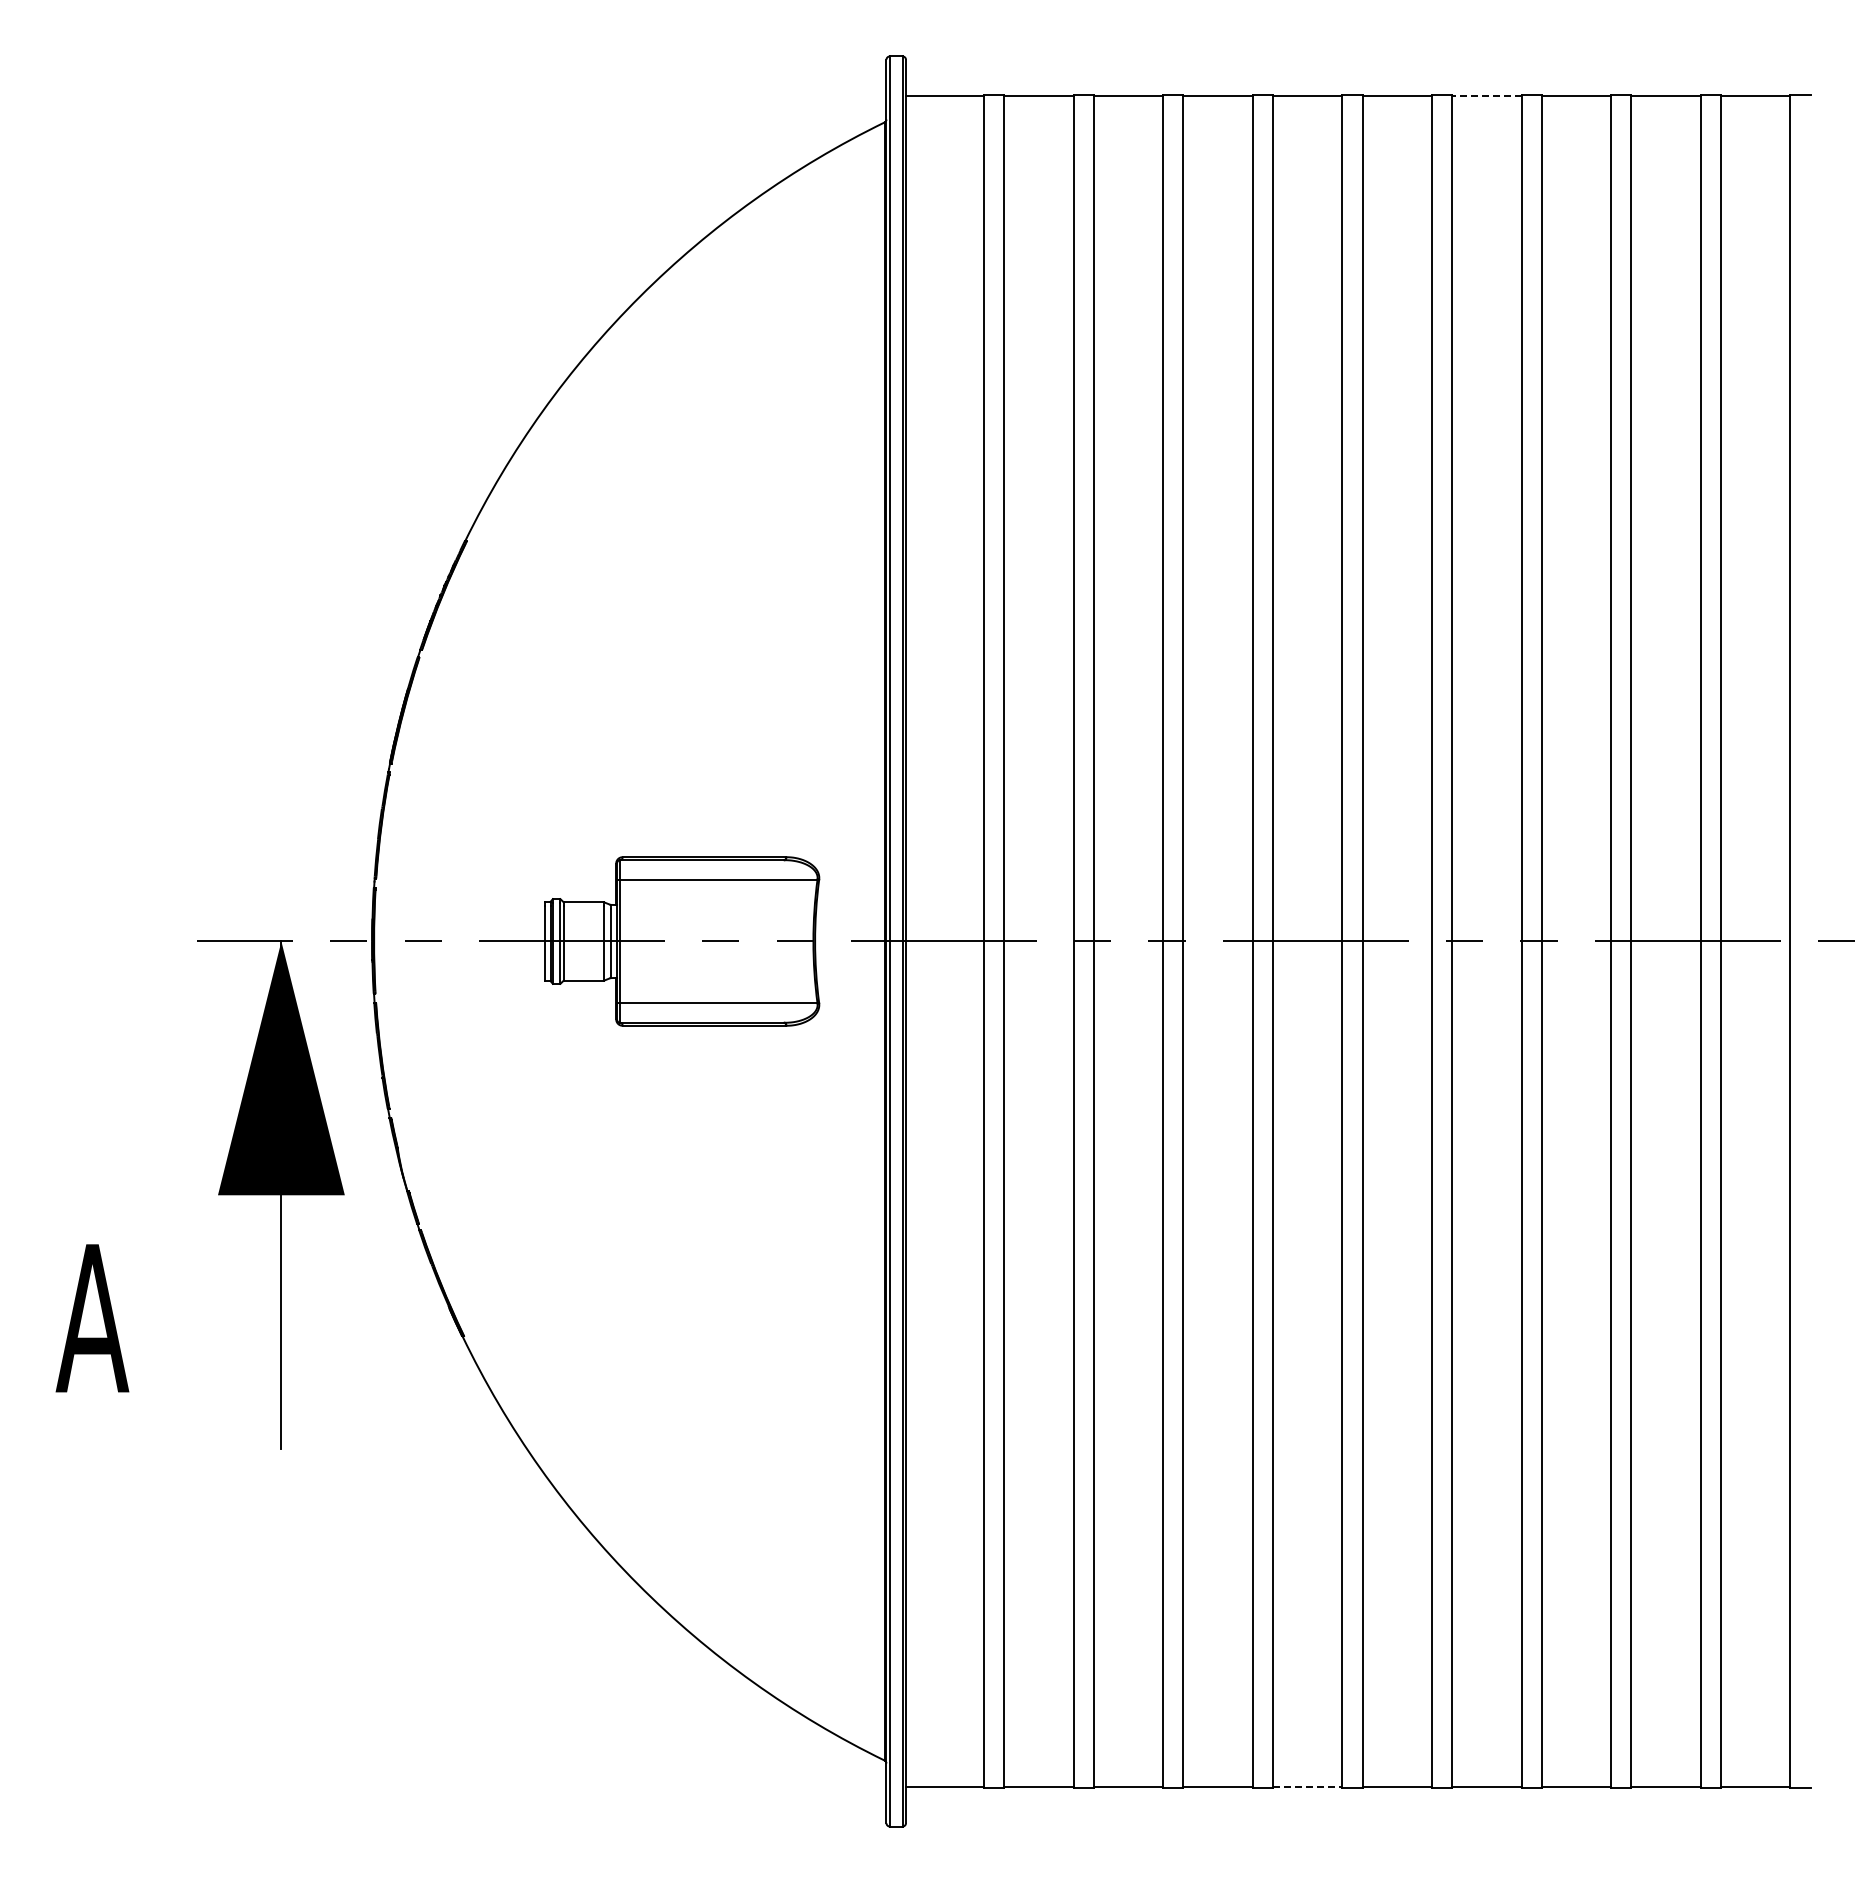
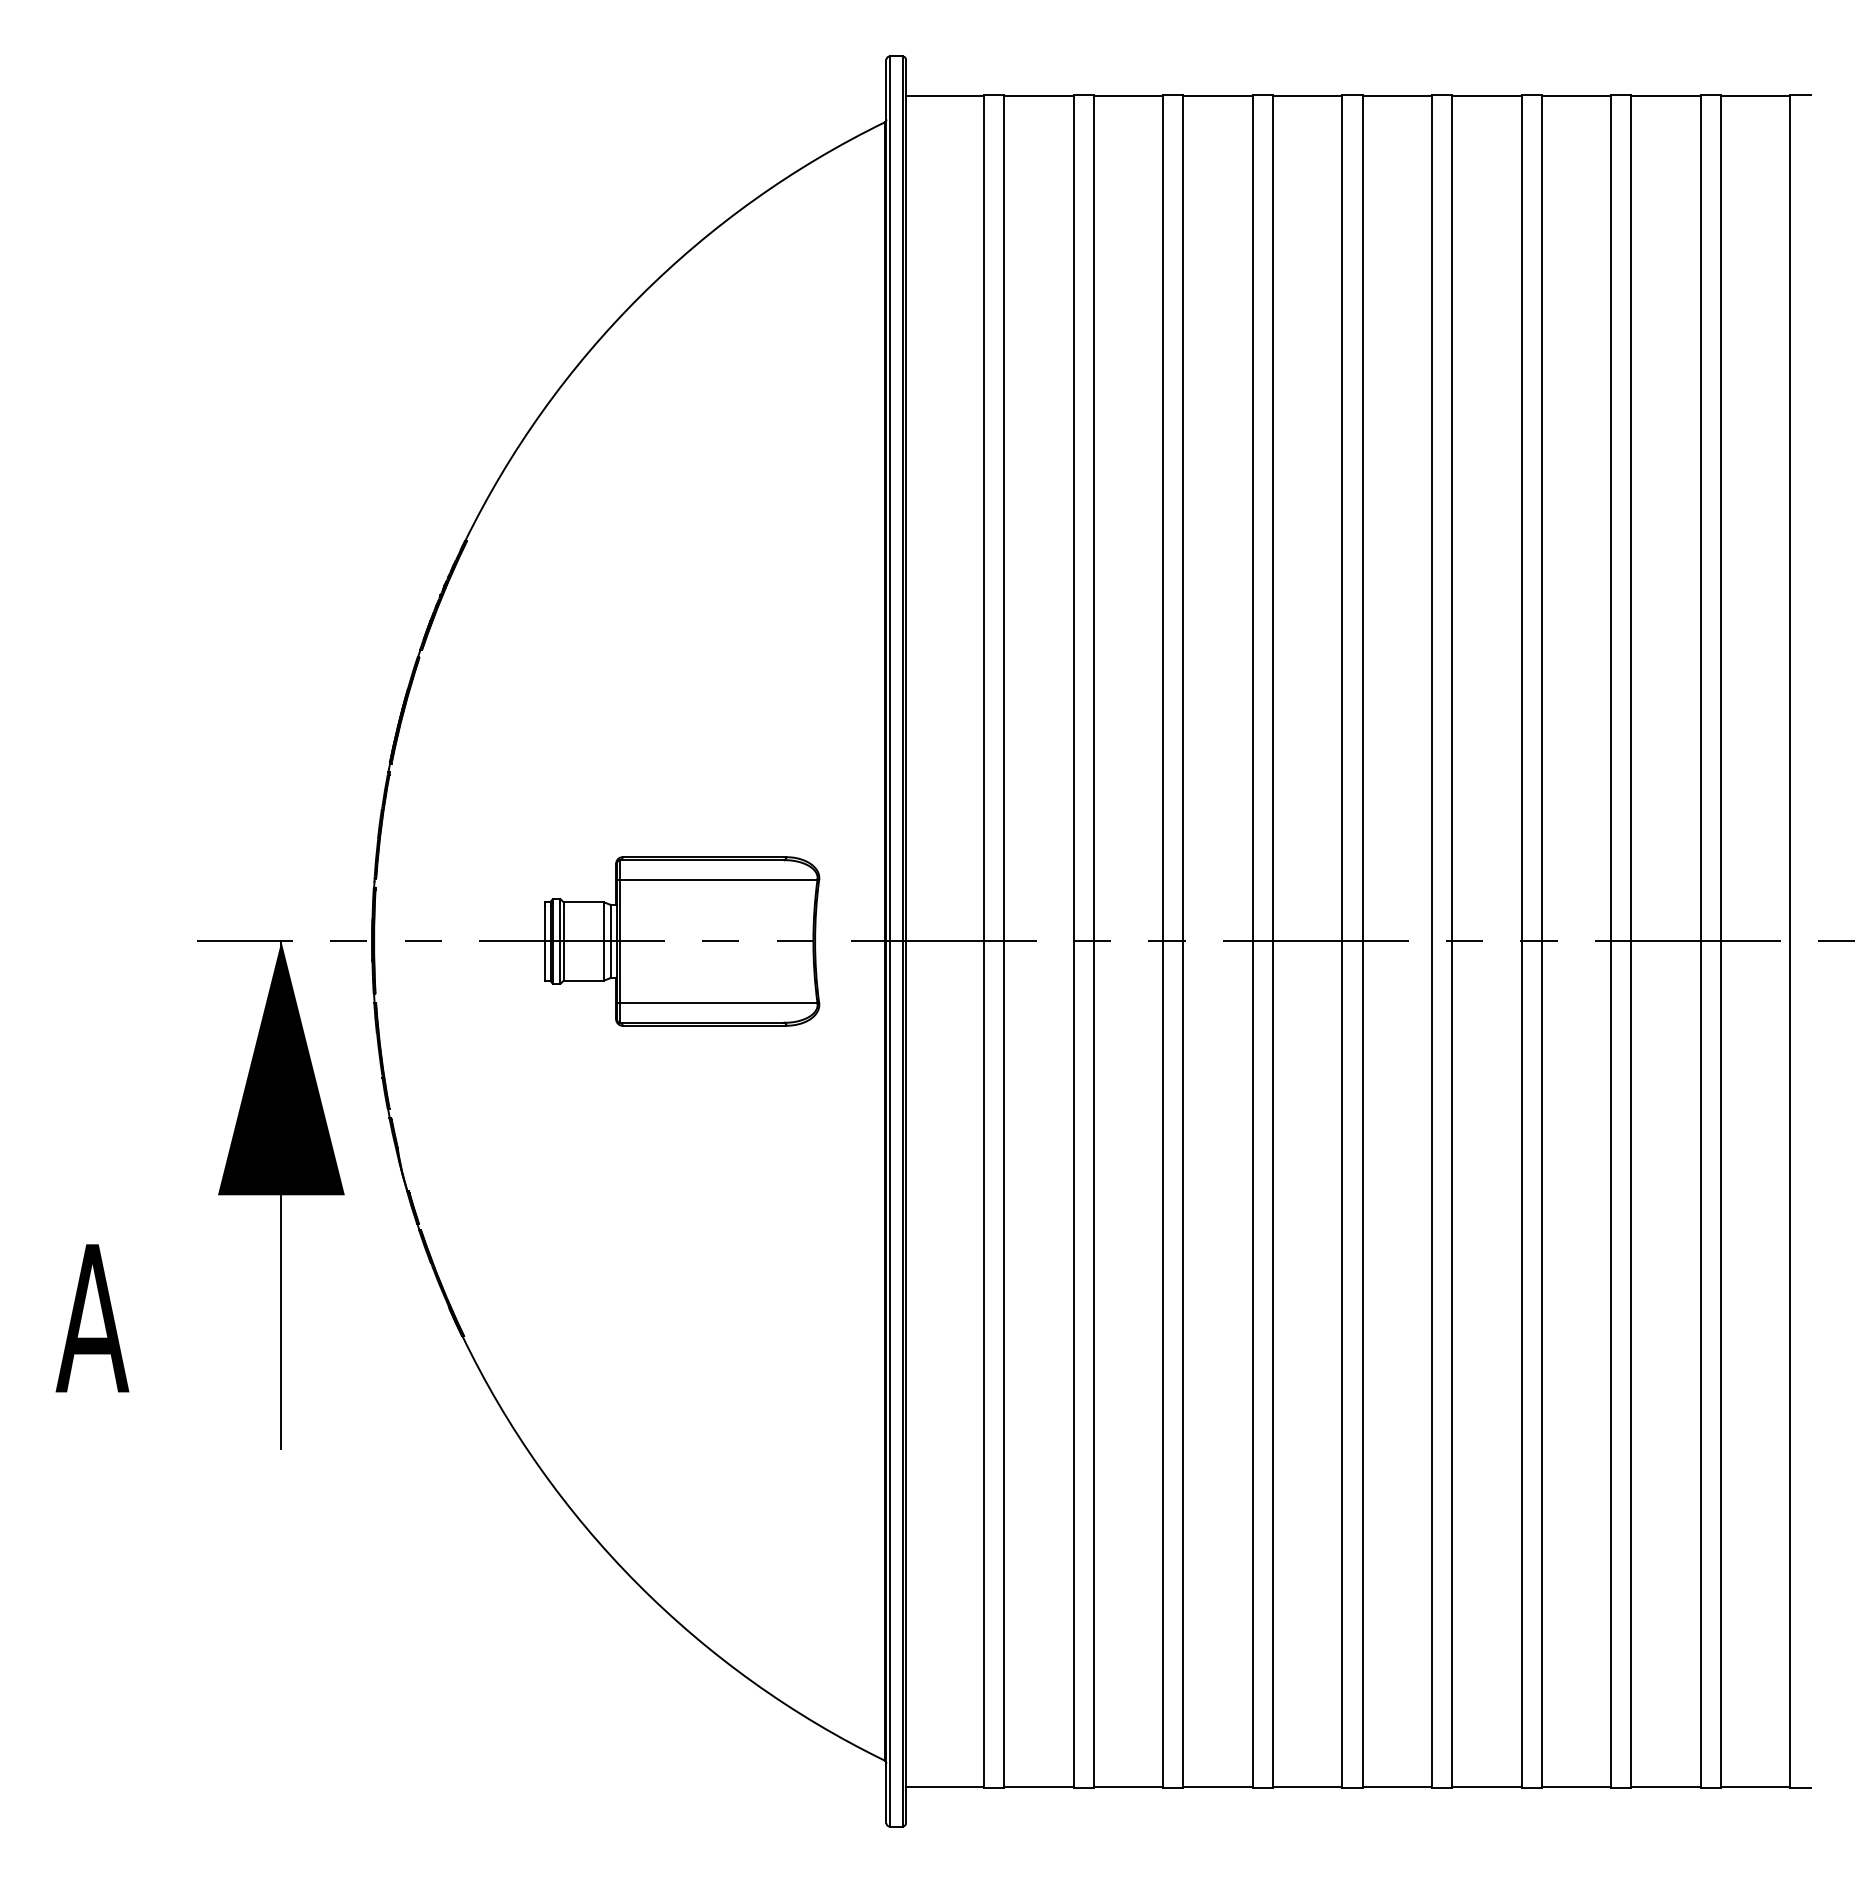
line: dashed -> solid (1486, 95)
line: dashed -> solid (1307, 1787)
